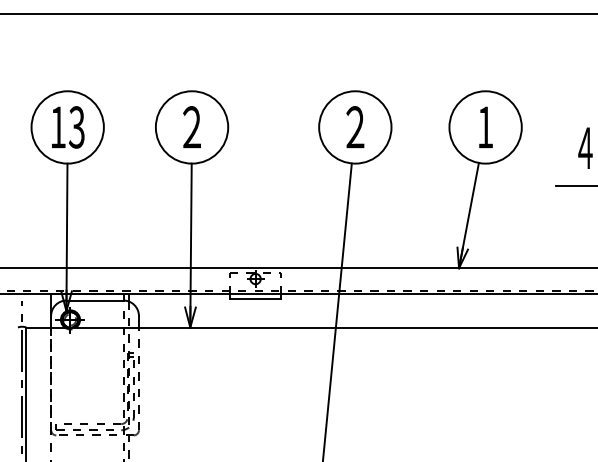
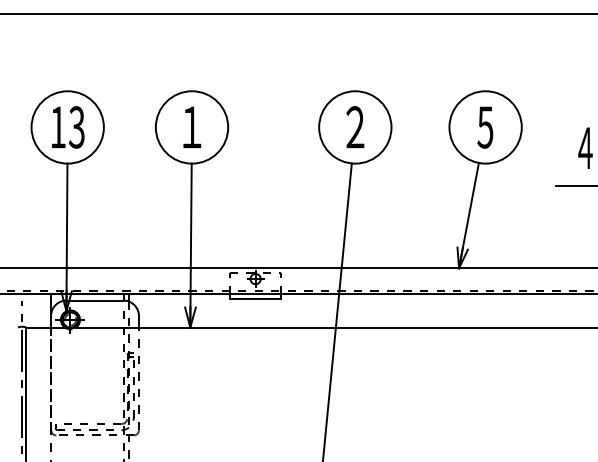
text: ２ -> １ (192, 126)
text: 1 -> 5 (485, 127)
